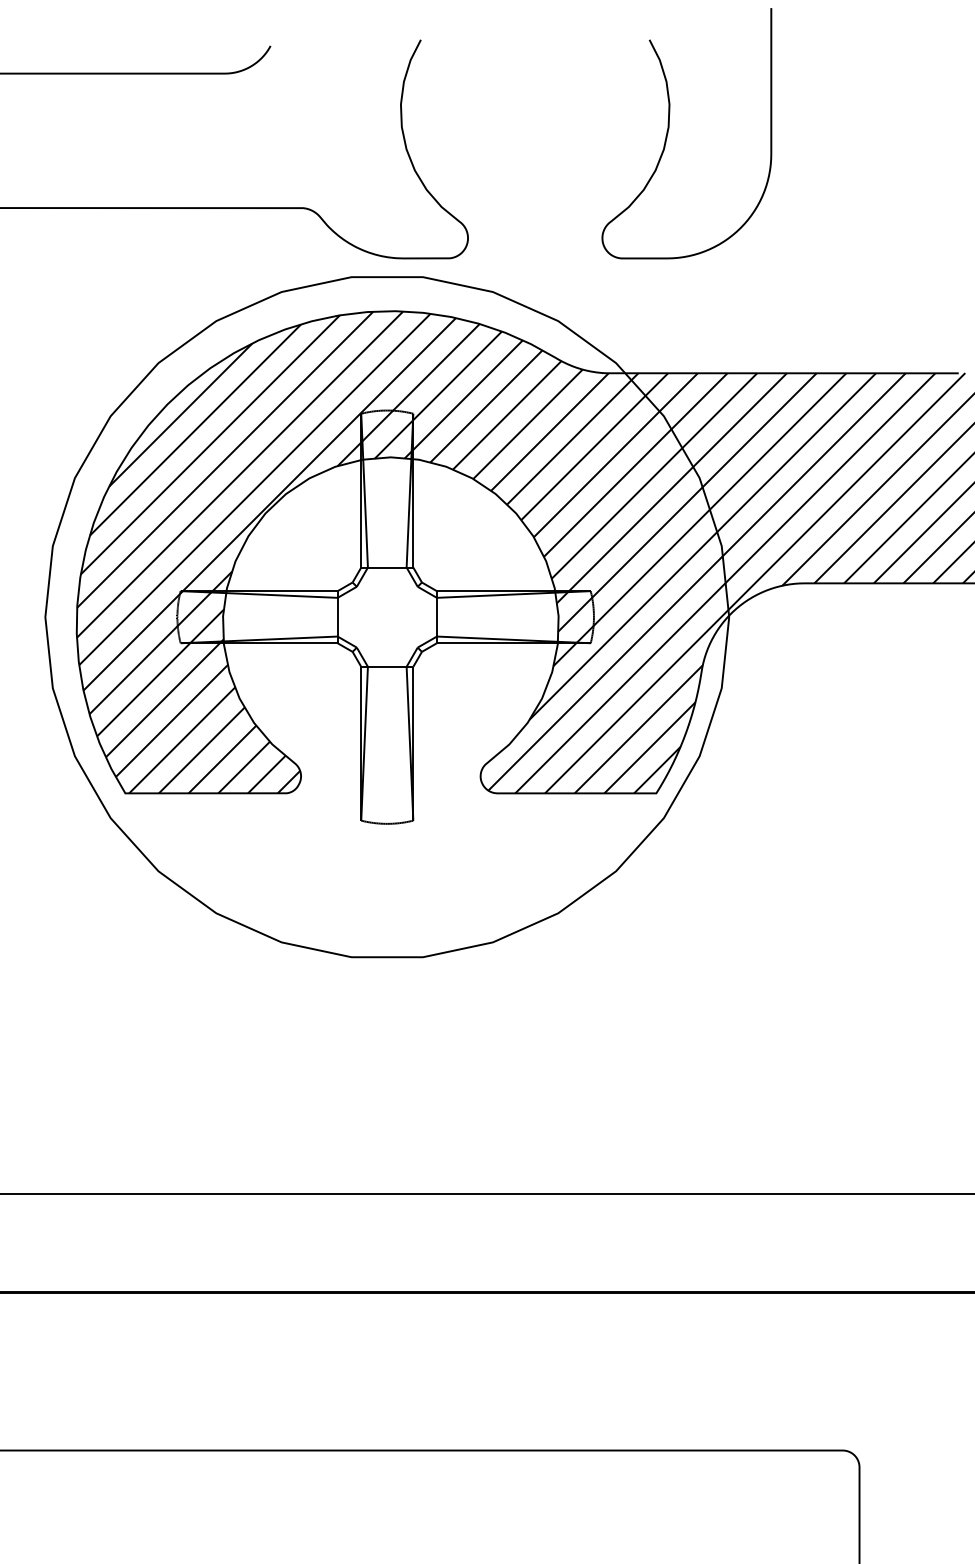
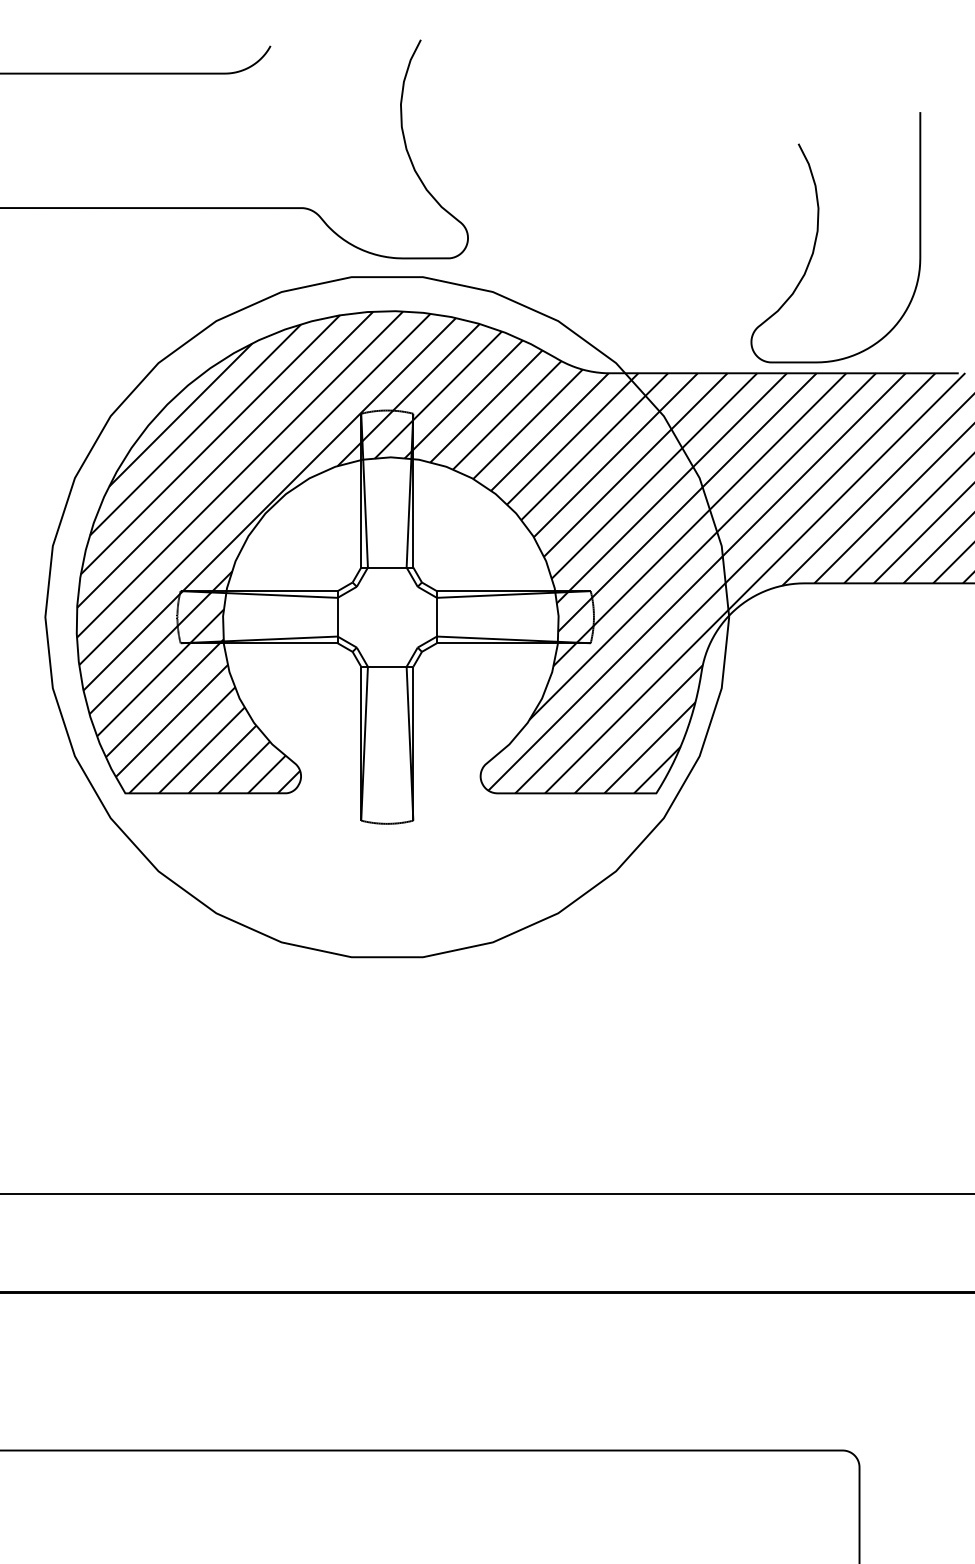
curve position: (669, 128) -> (818, 232) (818, 232)
